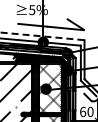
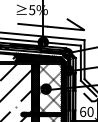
line: dashed -> solid (42, 36)
